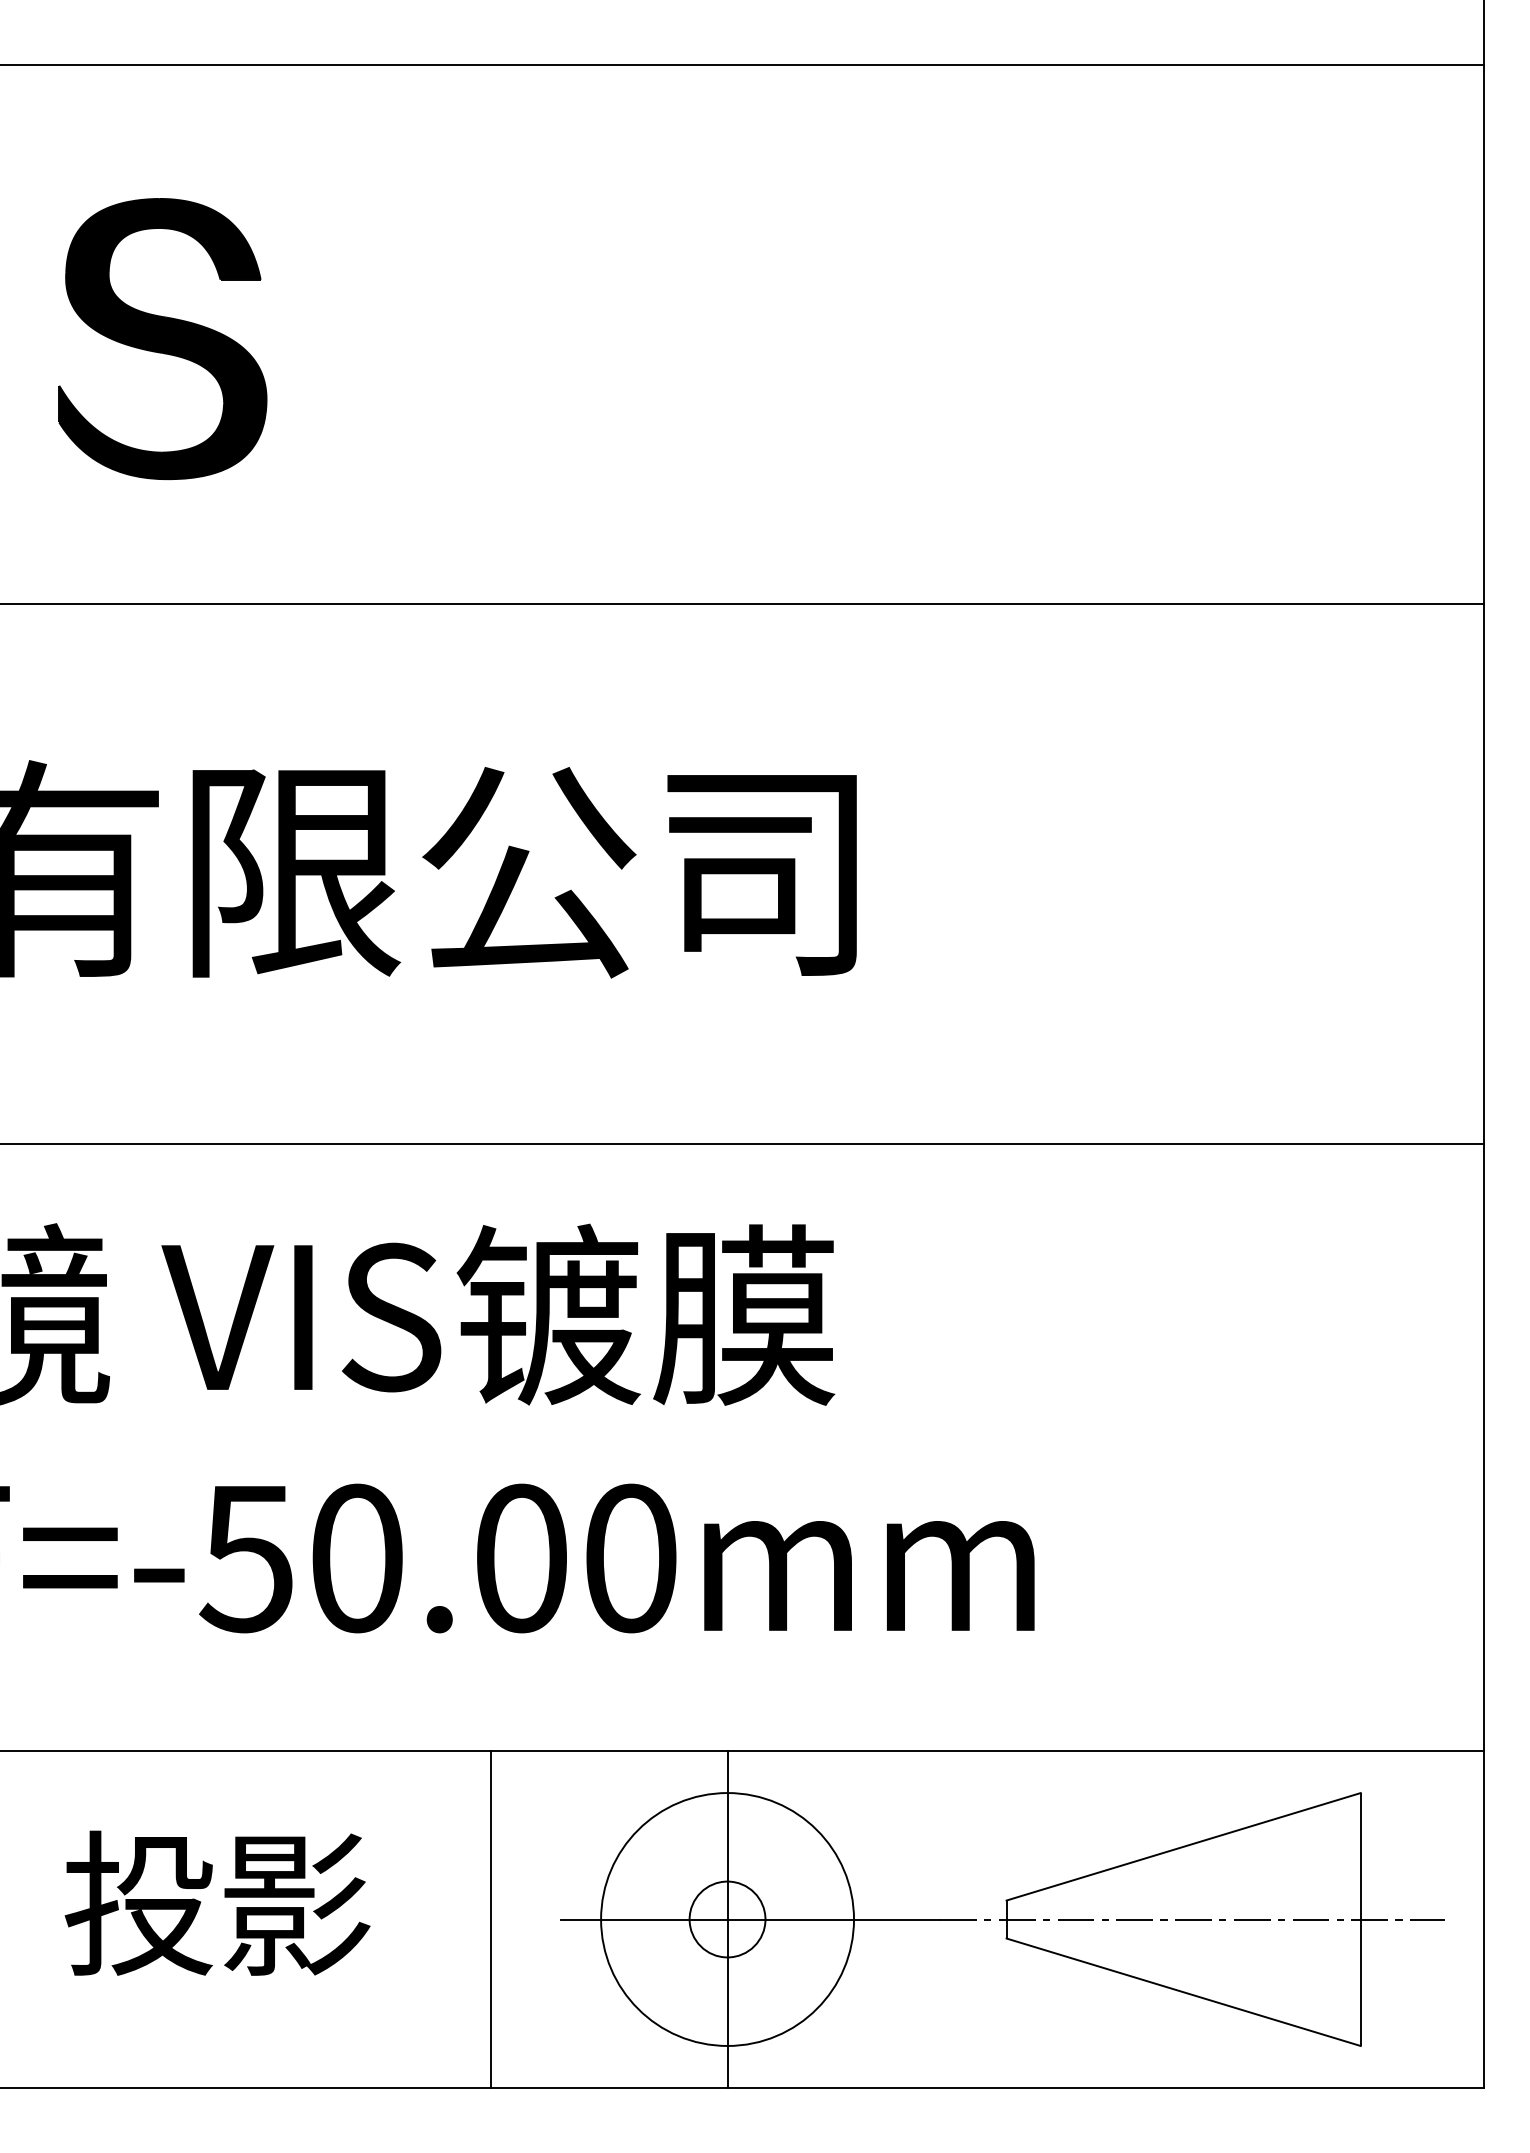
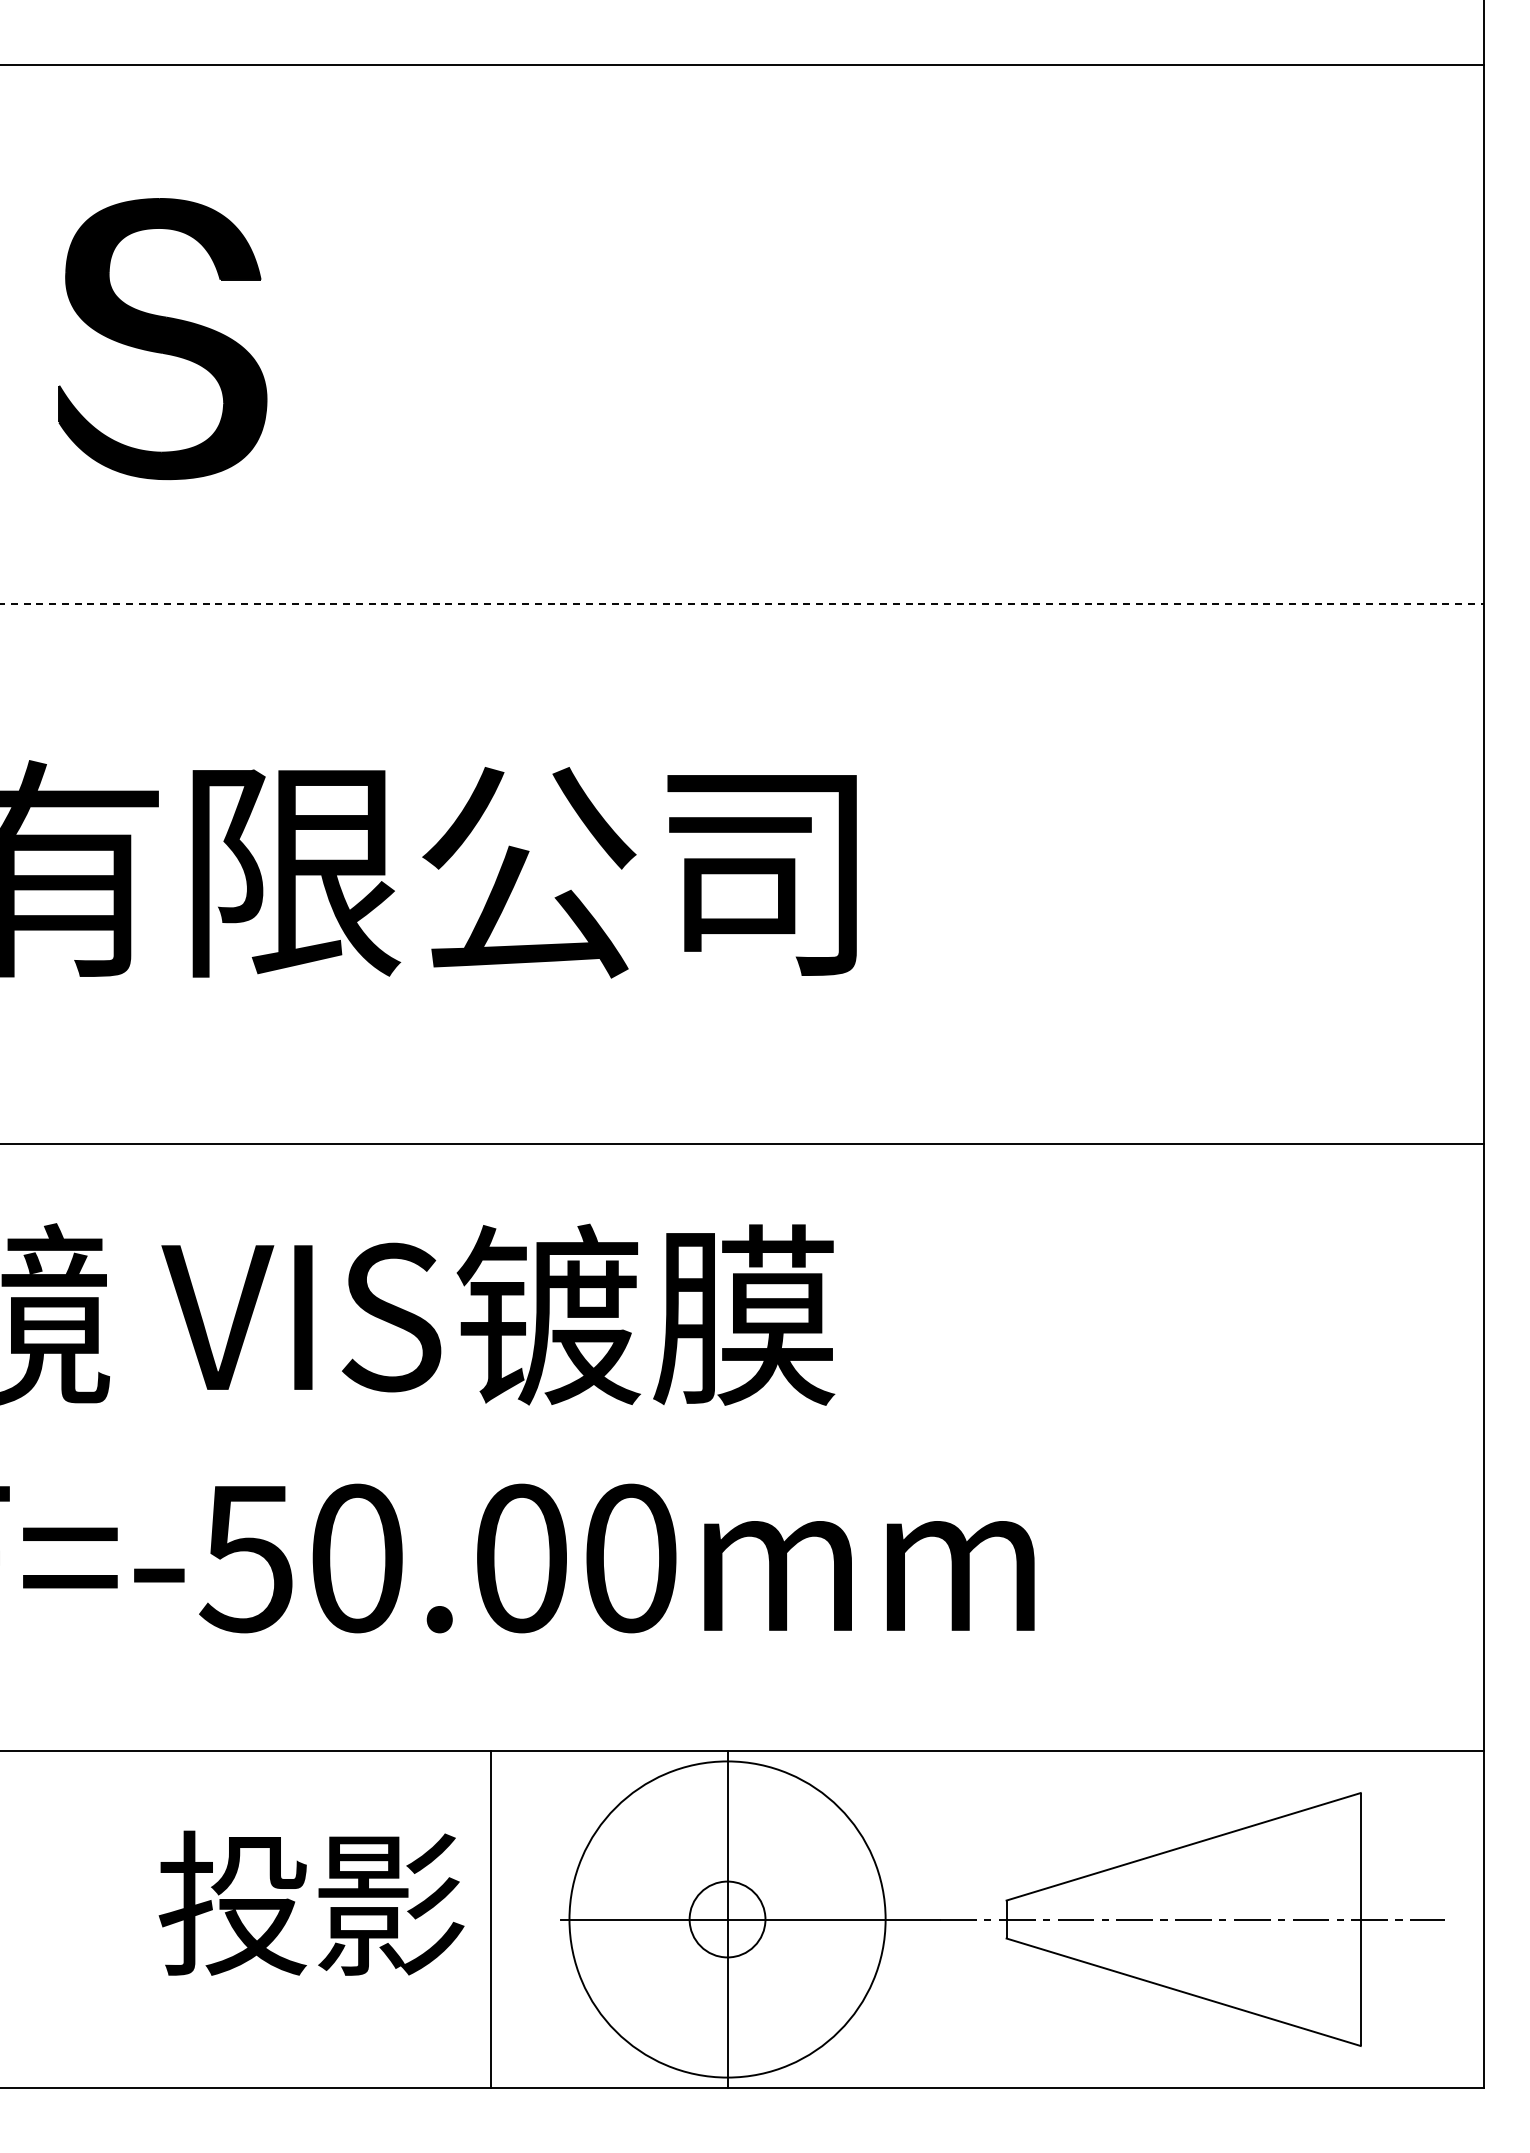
line: solid -> dashed (742, 604)
text position: (217, 1902) -> (311, 1902) (311, 1902)
circle diameter: 253 px -> 316 px (727, 1919)
